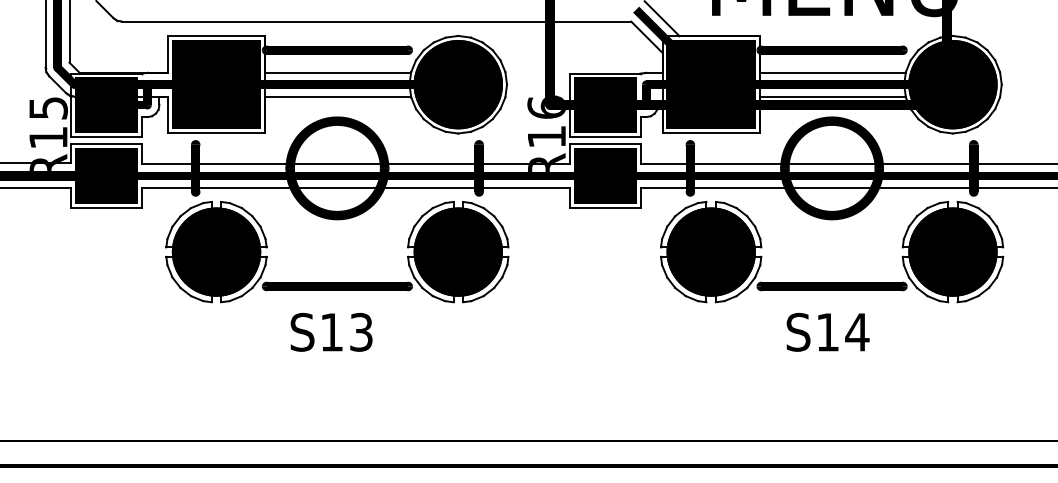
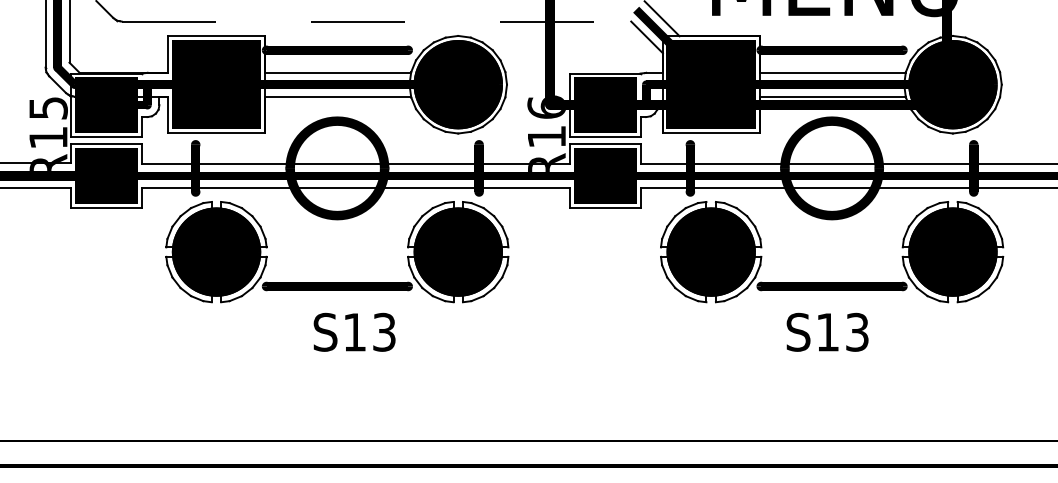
line: solid -> dashed (376, 21)
text position: (331, 331) -> (354, 331) (354, 331)
text: S14 -> S13 (857, 331)
